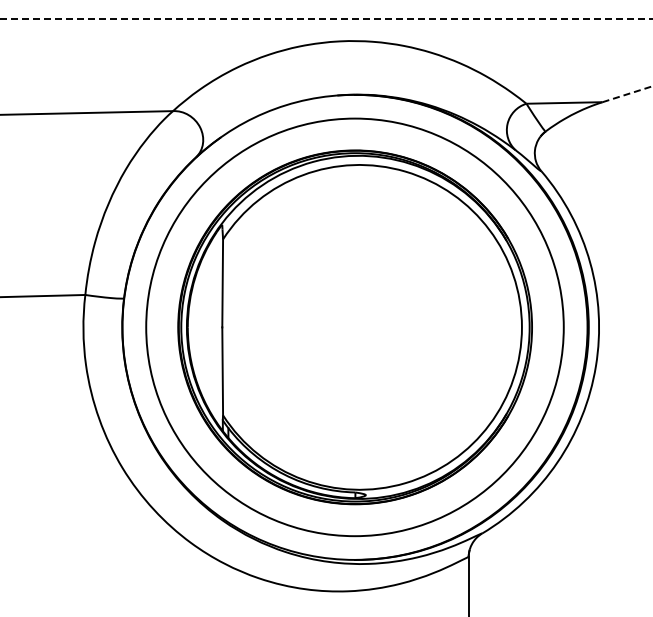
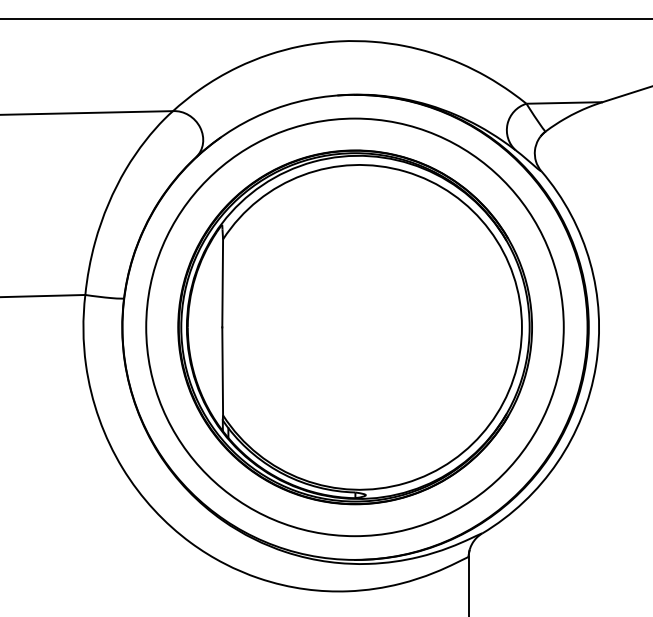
line: dashed -> solid (326, 18)
line: dashed -> solid (627, 94)
